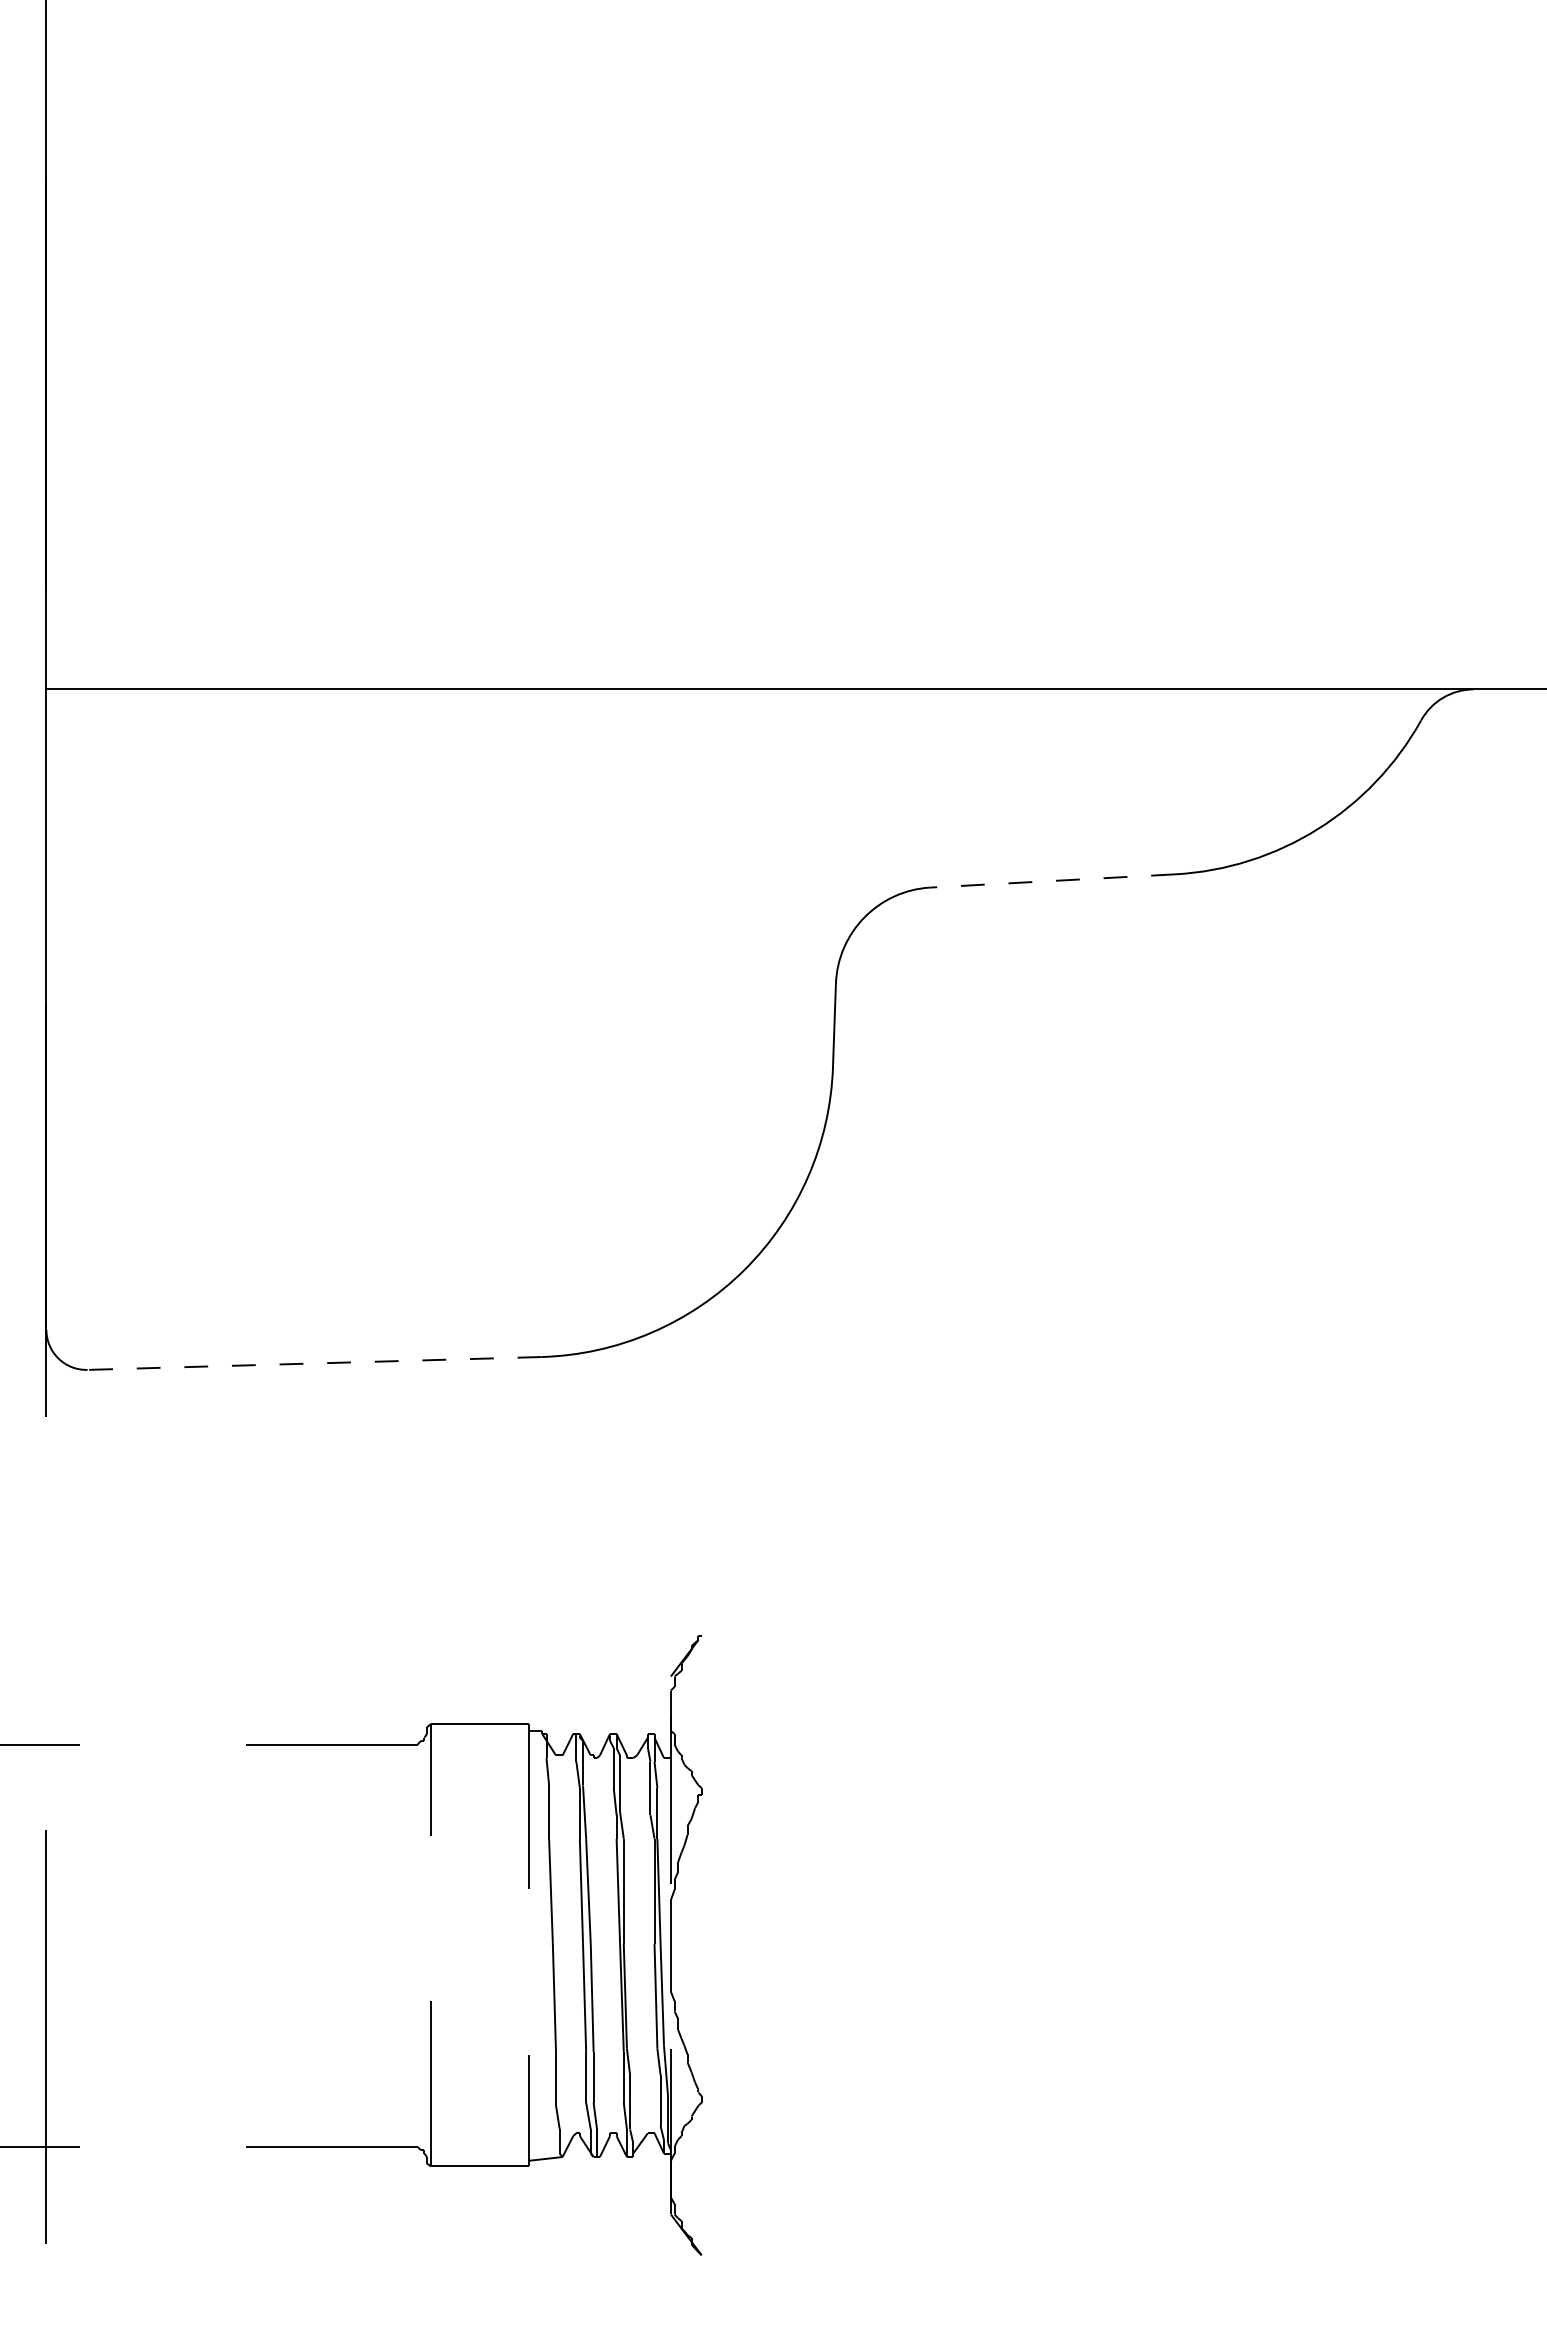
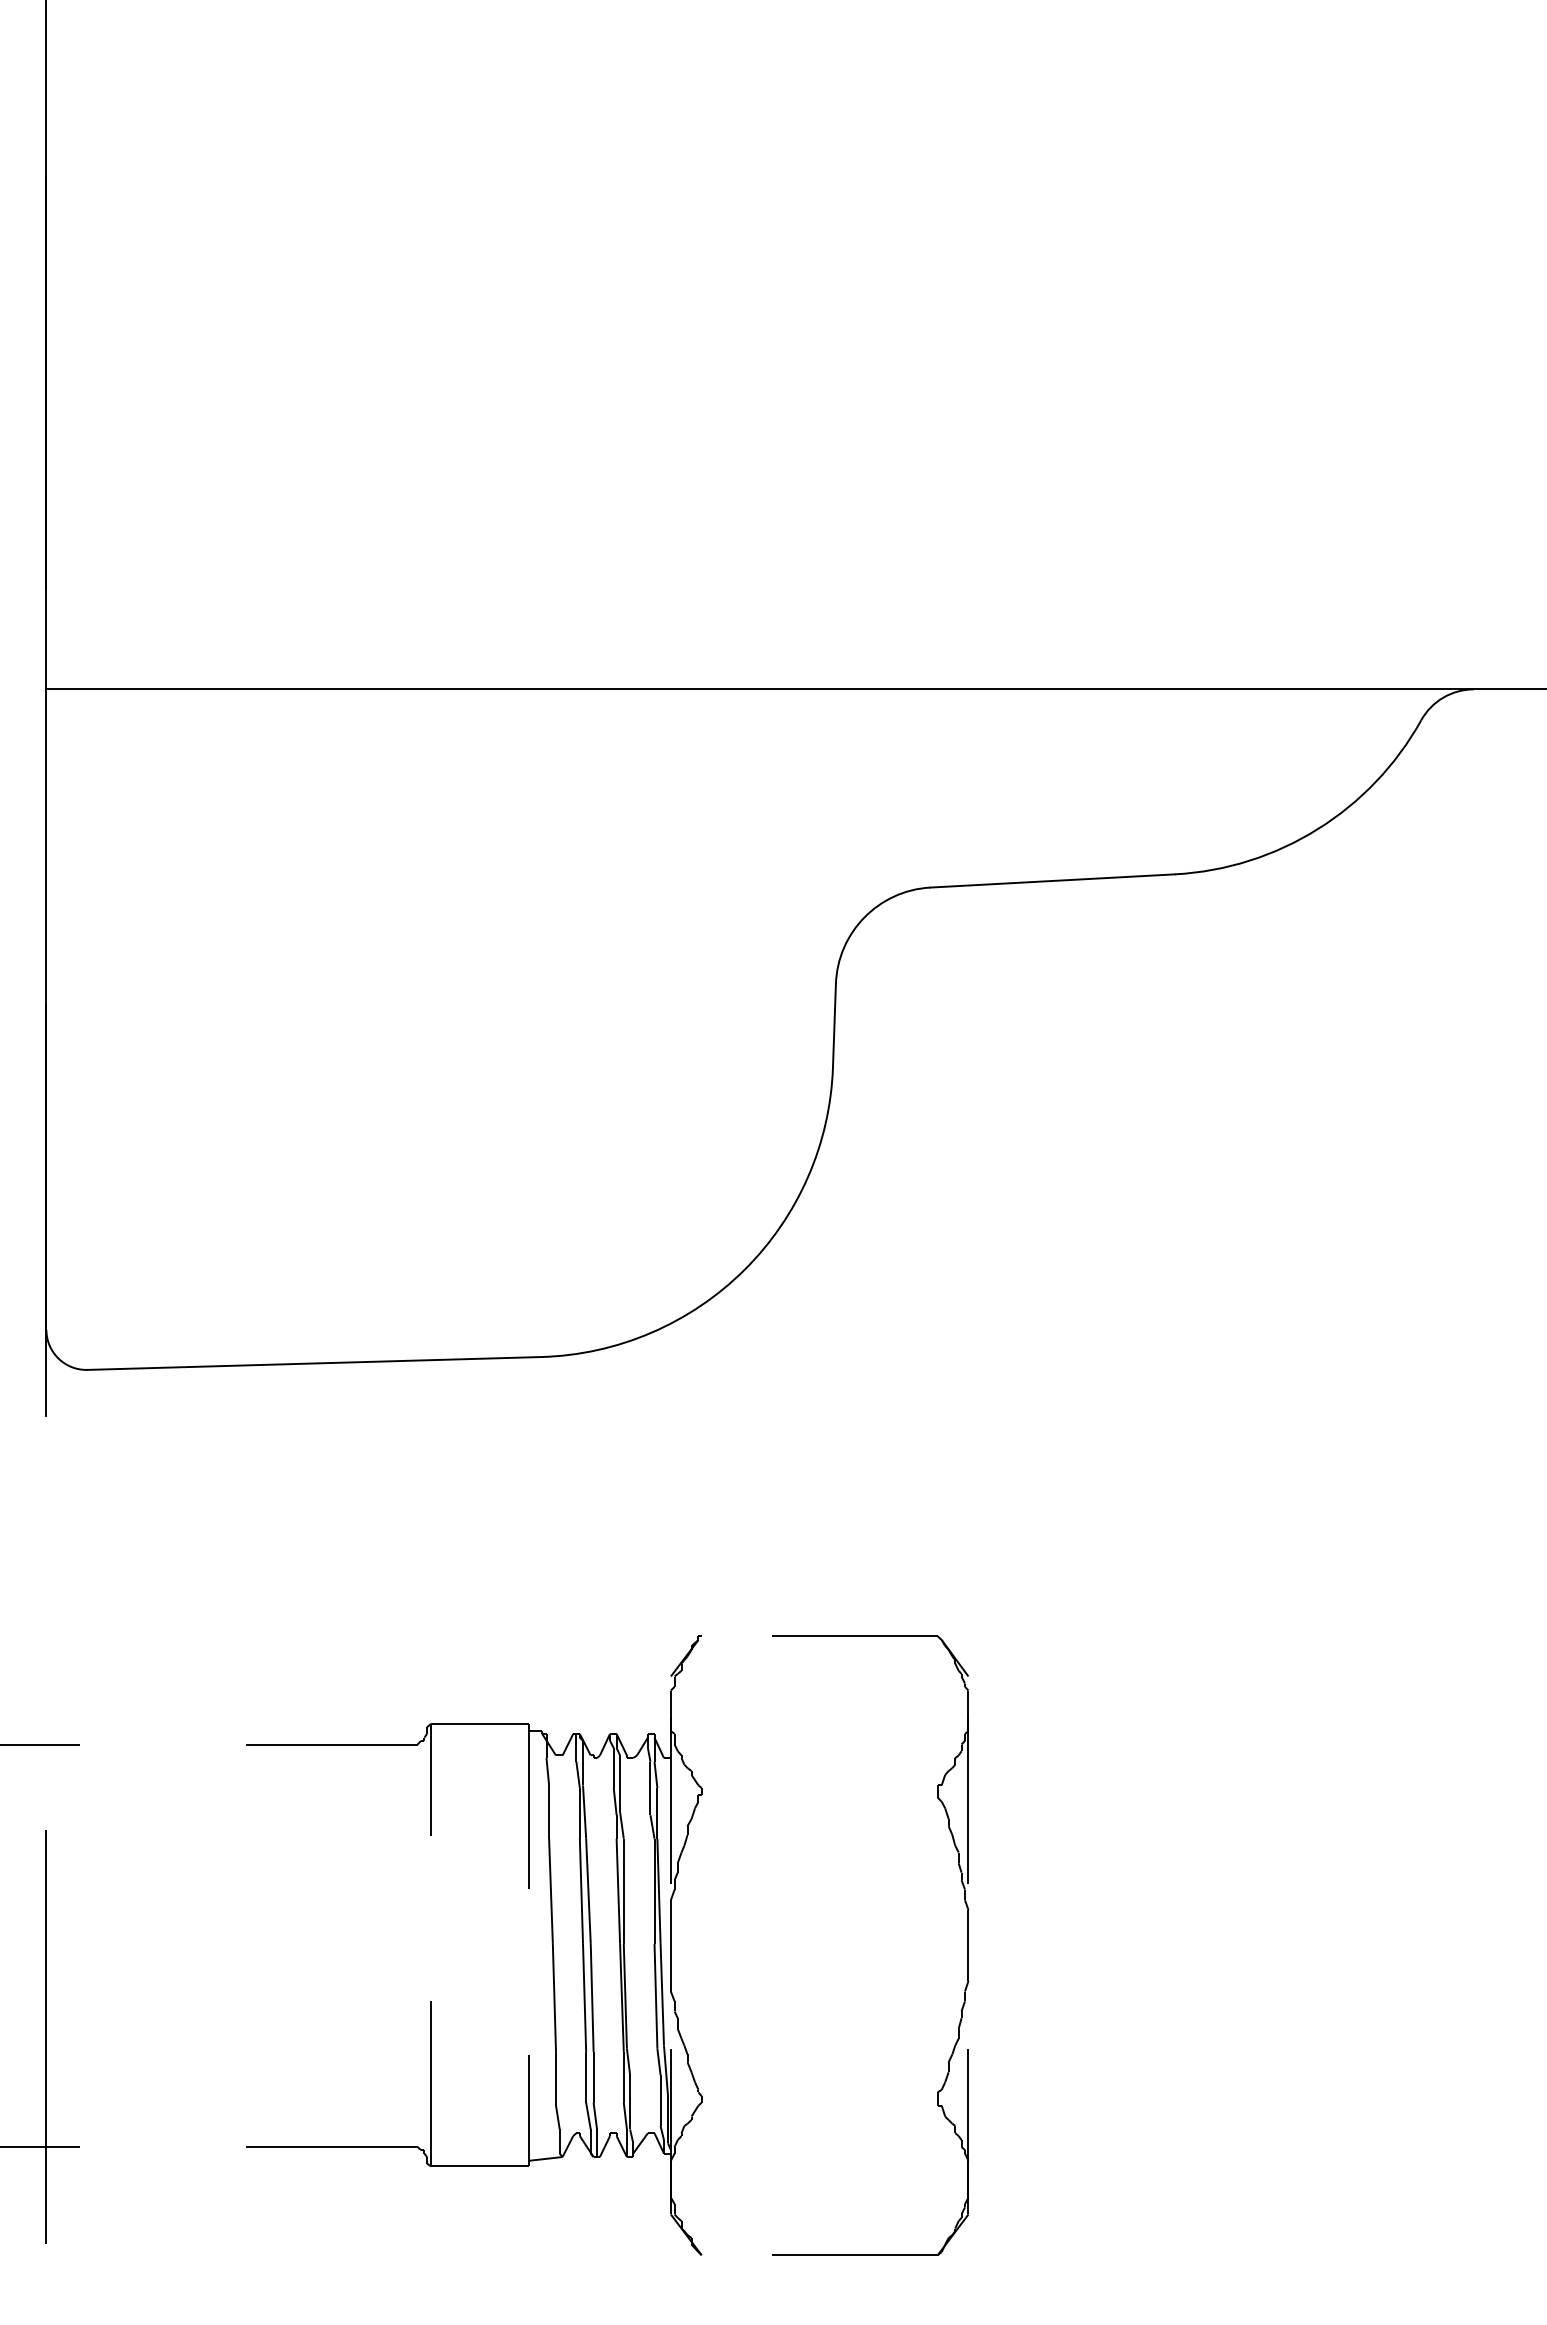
line: dashed -> solid (1052, 880)
line: dashed -> solid (314, 1363)
part: none -> present (967, 1945)
